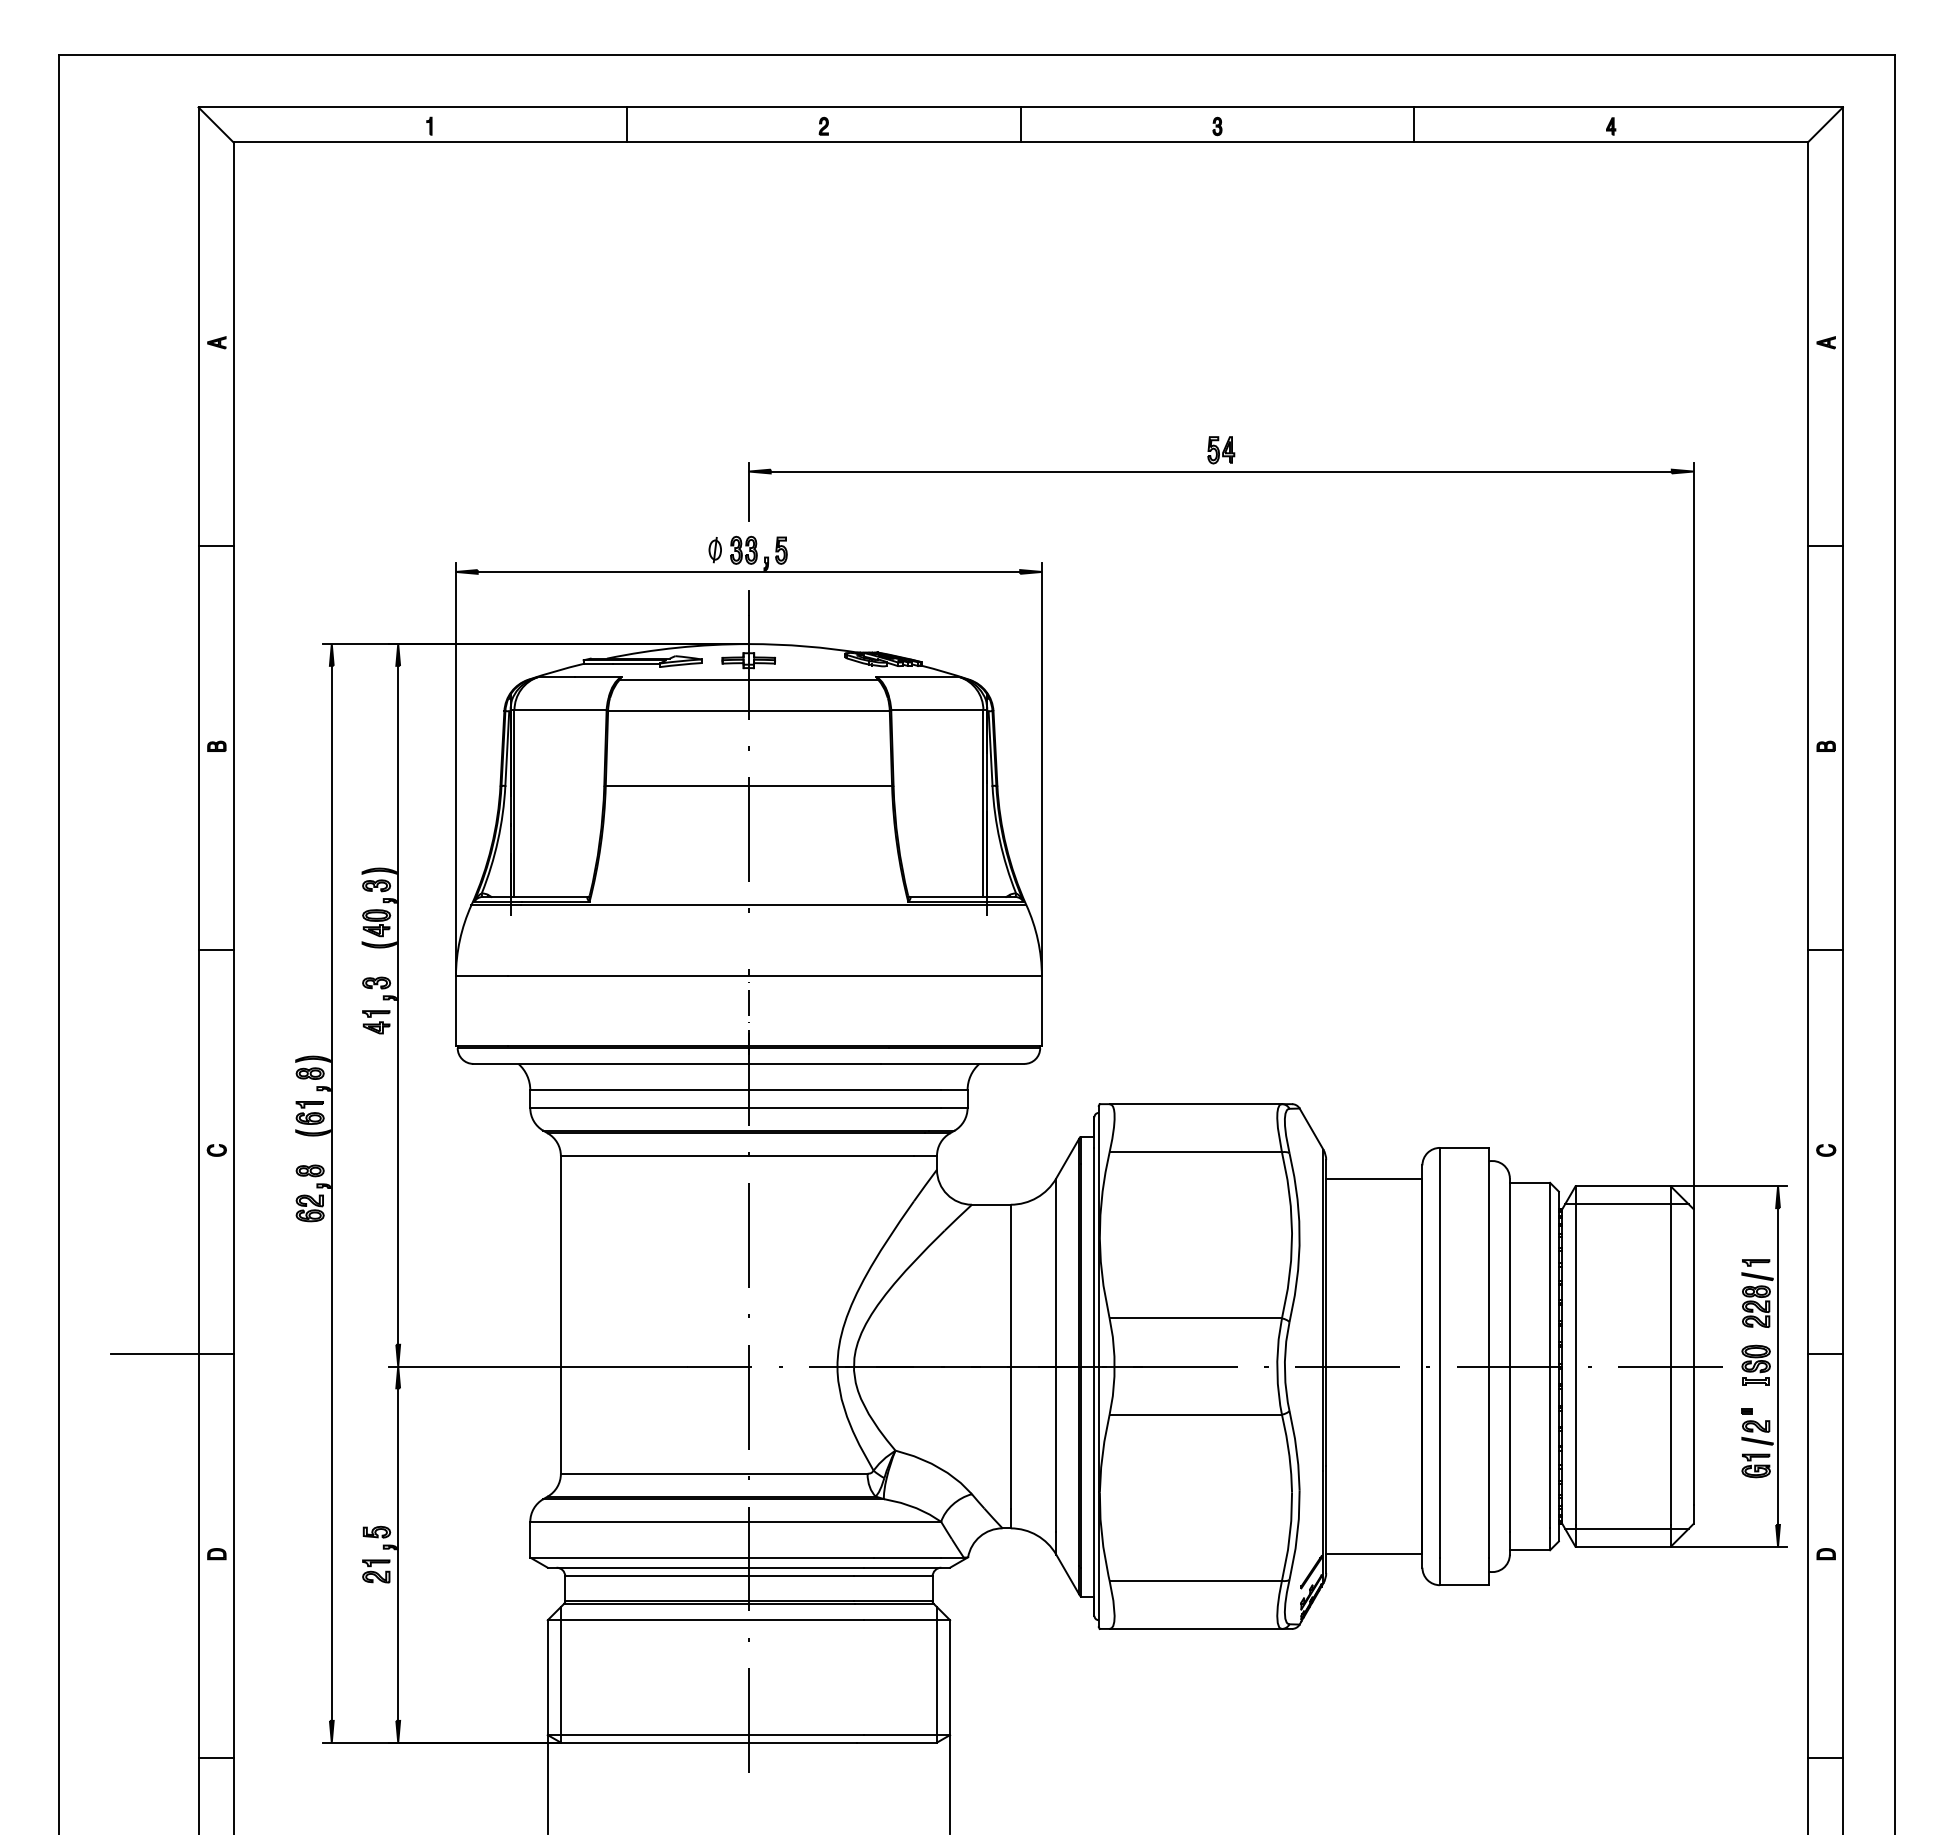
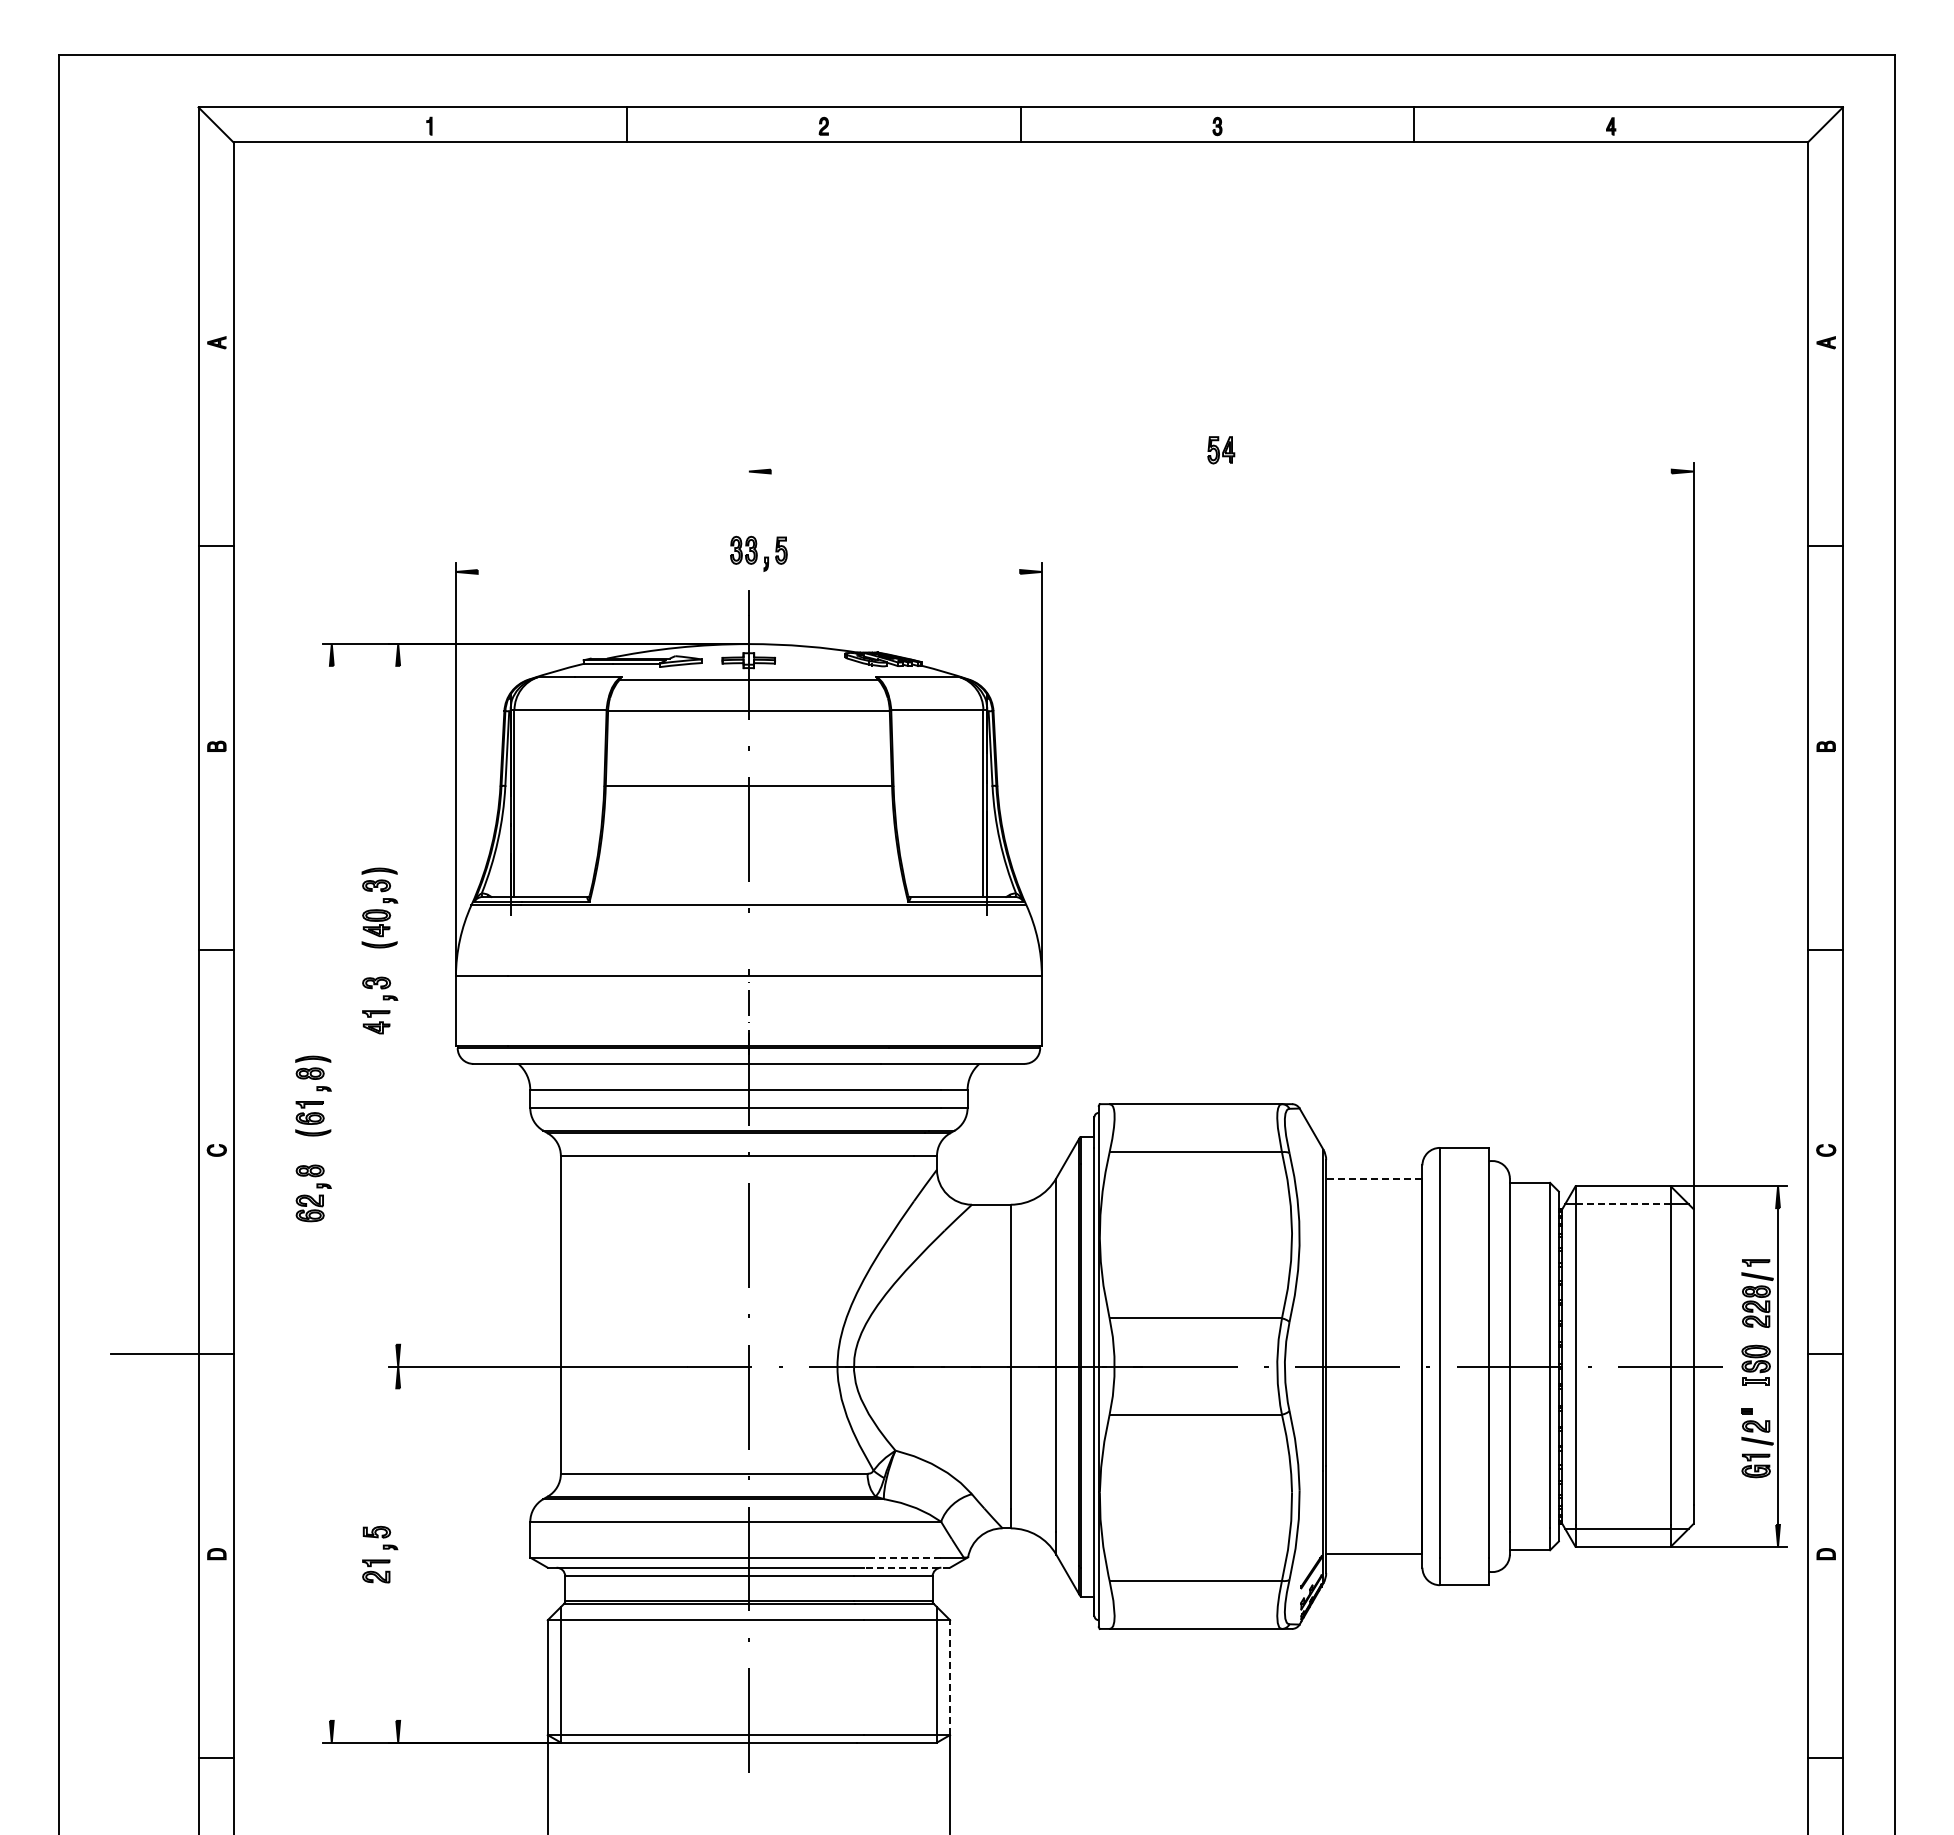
line: present -> none (1220, 471)
line: present -> none (748, 491)
part: present -> none (714, 550)
line: present -> none (748, 571)
line: present -> none (398, 1004)
line: solid -> dashed (1373, 1179)
line: present -> none (331, 1192)
line: solid -> dashed (1623, 1204)
line: present -> none (398, 1554)
line: solid -> dashed (907, 1557)
line: solid -> dashed (907, 1567)
line: solid -> dashed (950, 1677)
